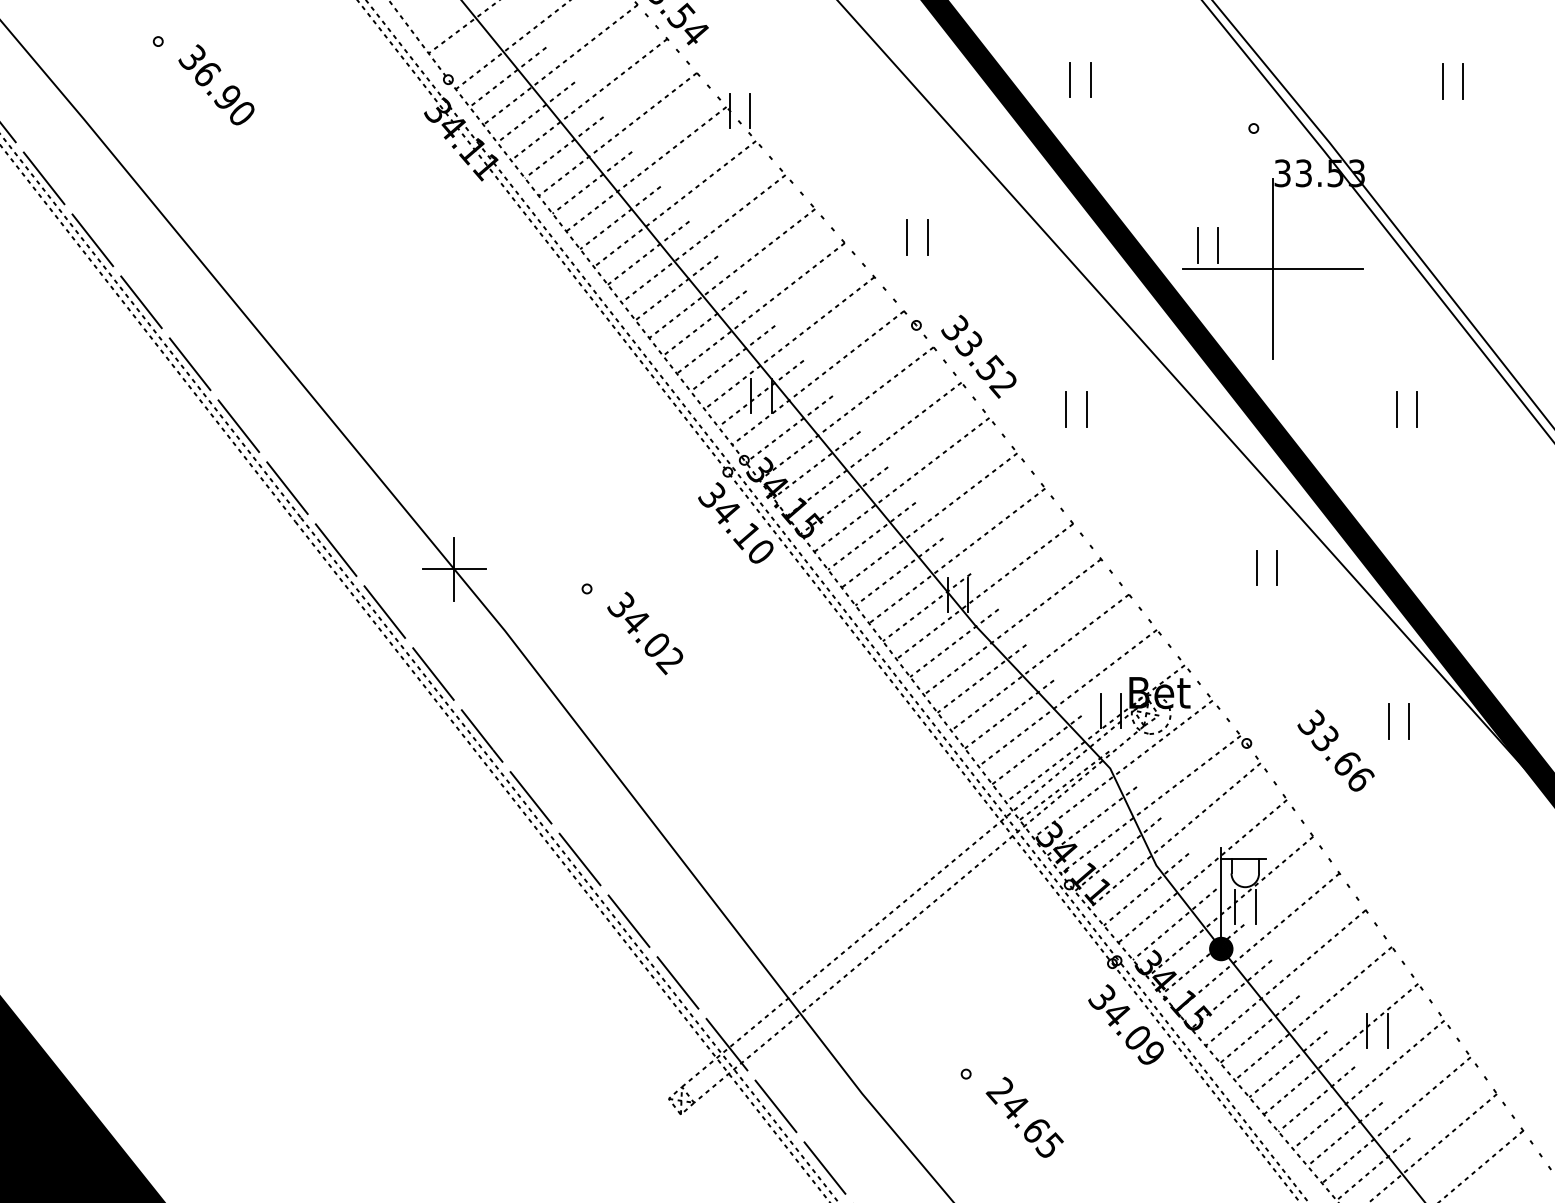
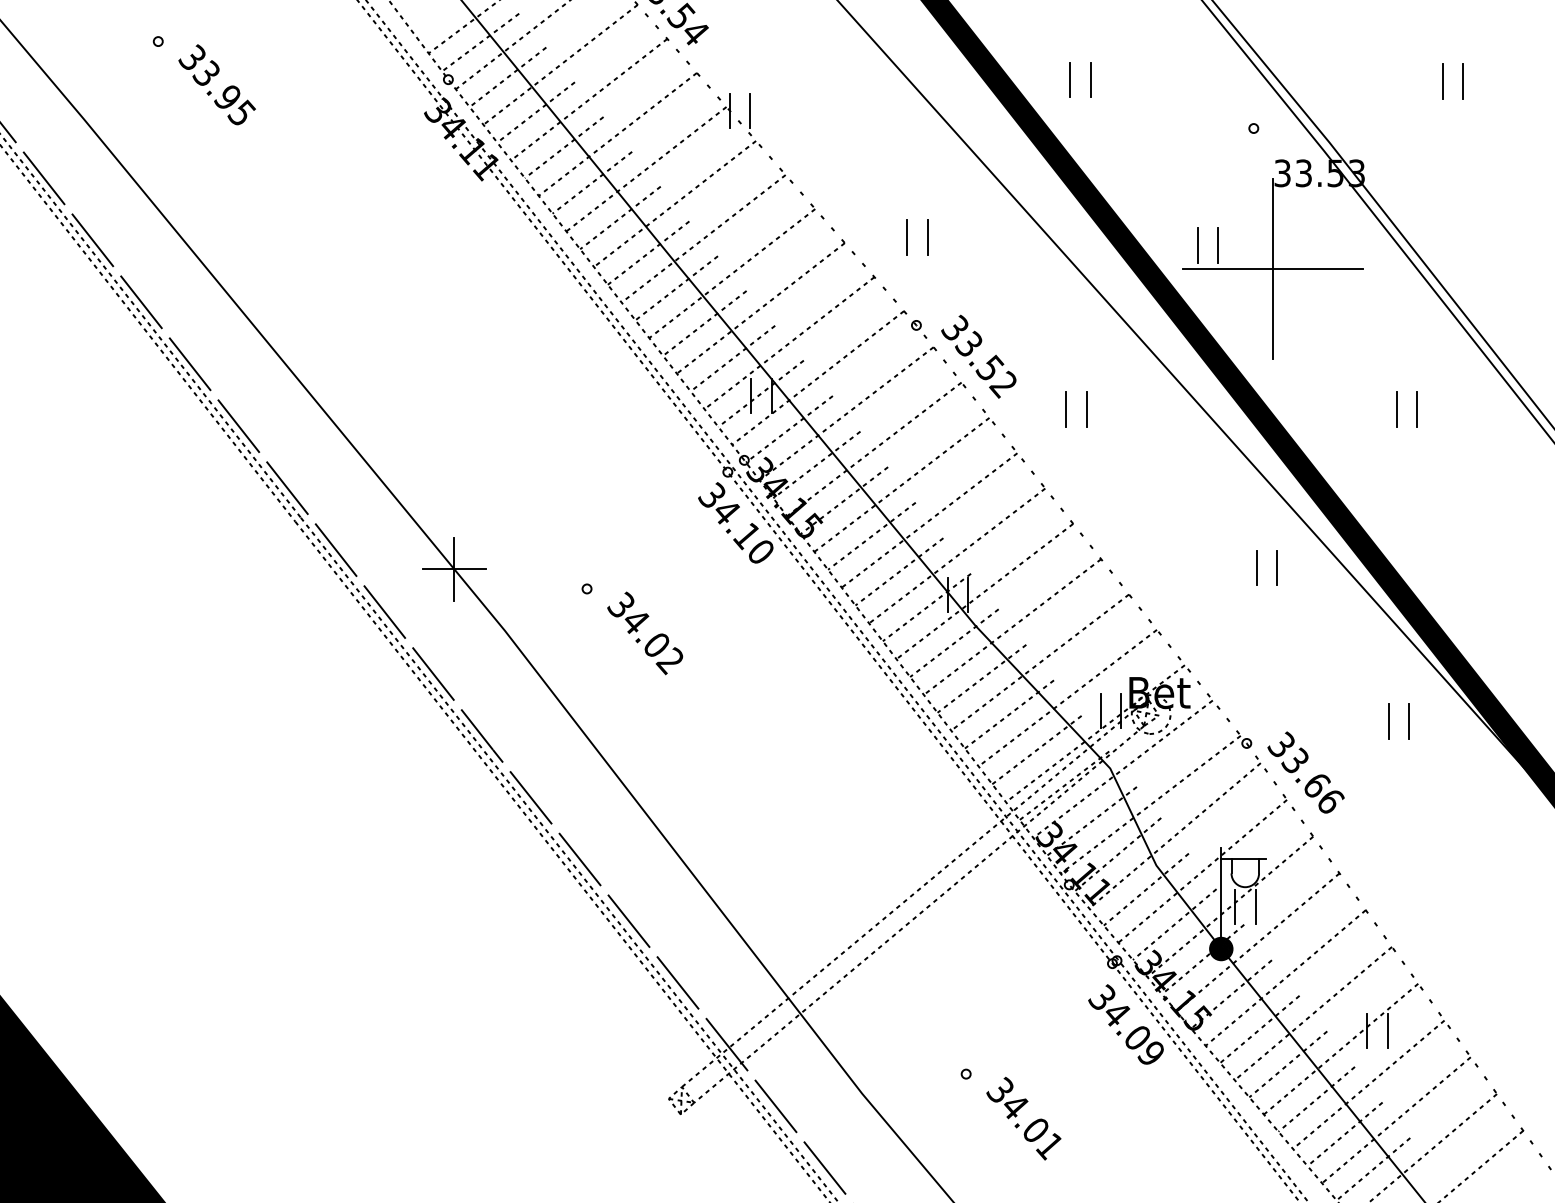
line: none -> present (480, 42)
text: 36.90 -> 33.95 (223, 92)
text position: (1335, 750) -> (1305, 772) (1305, 772)
text: 24.65 -> 34.01 (1024, 1118)
